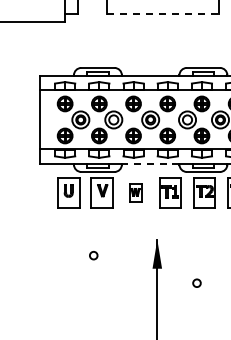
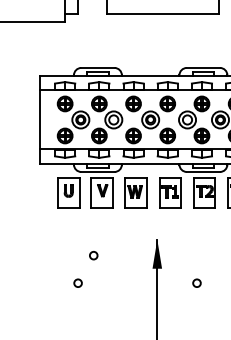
line: dashed -> solid (163, 13)
line: dashed -> solid (150, 164)
part size: 14x20 px -> 24x32 px (135, 192)
circle: none -> present (77, 282)
